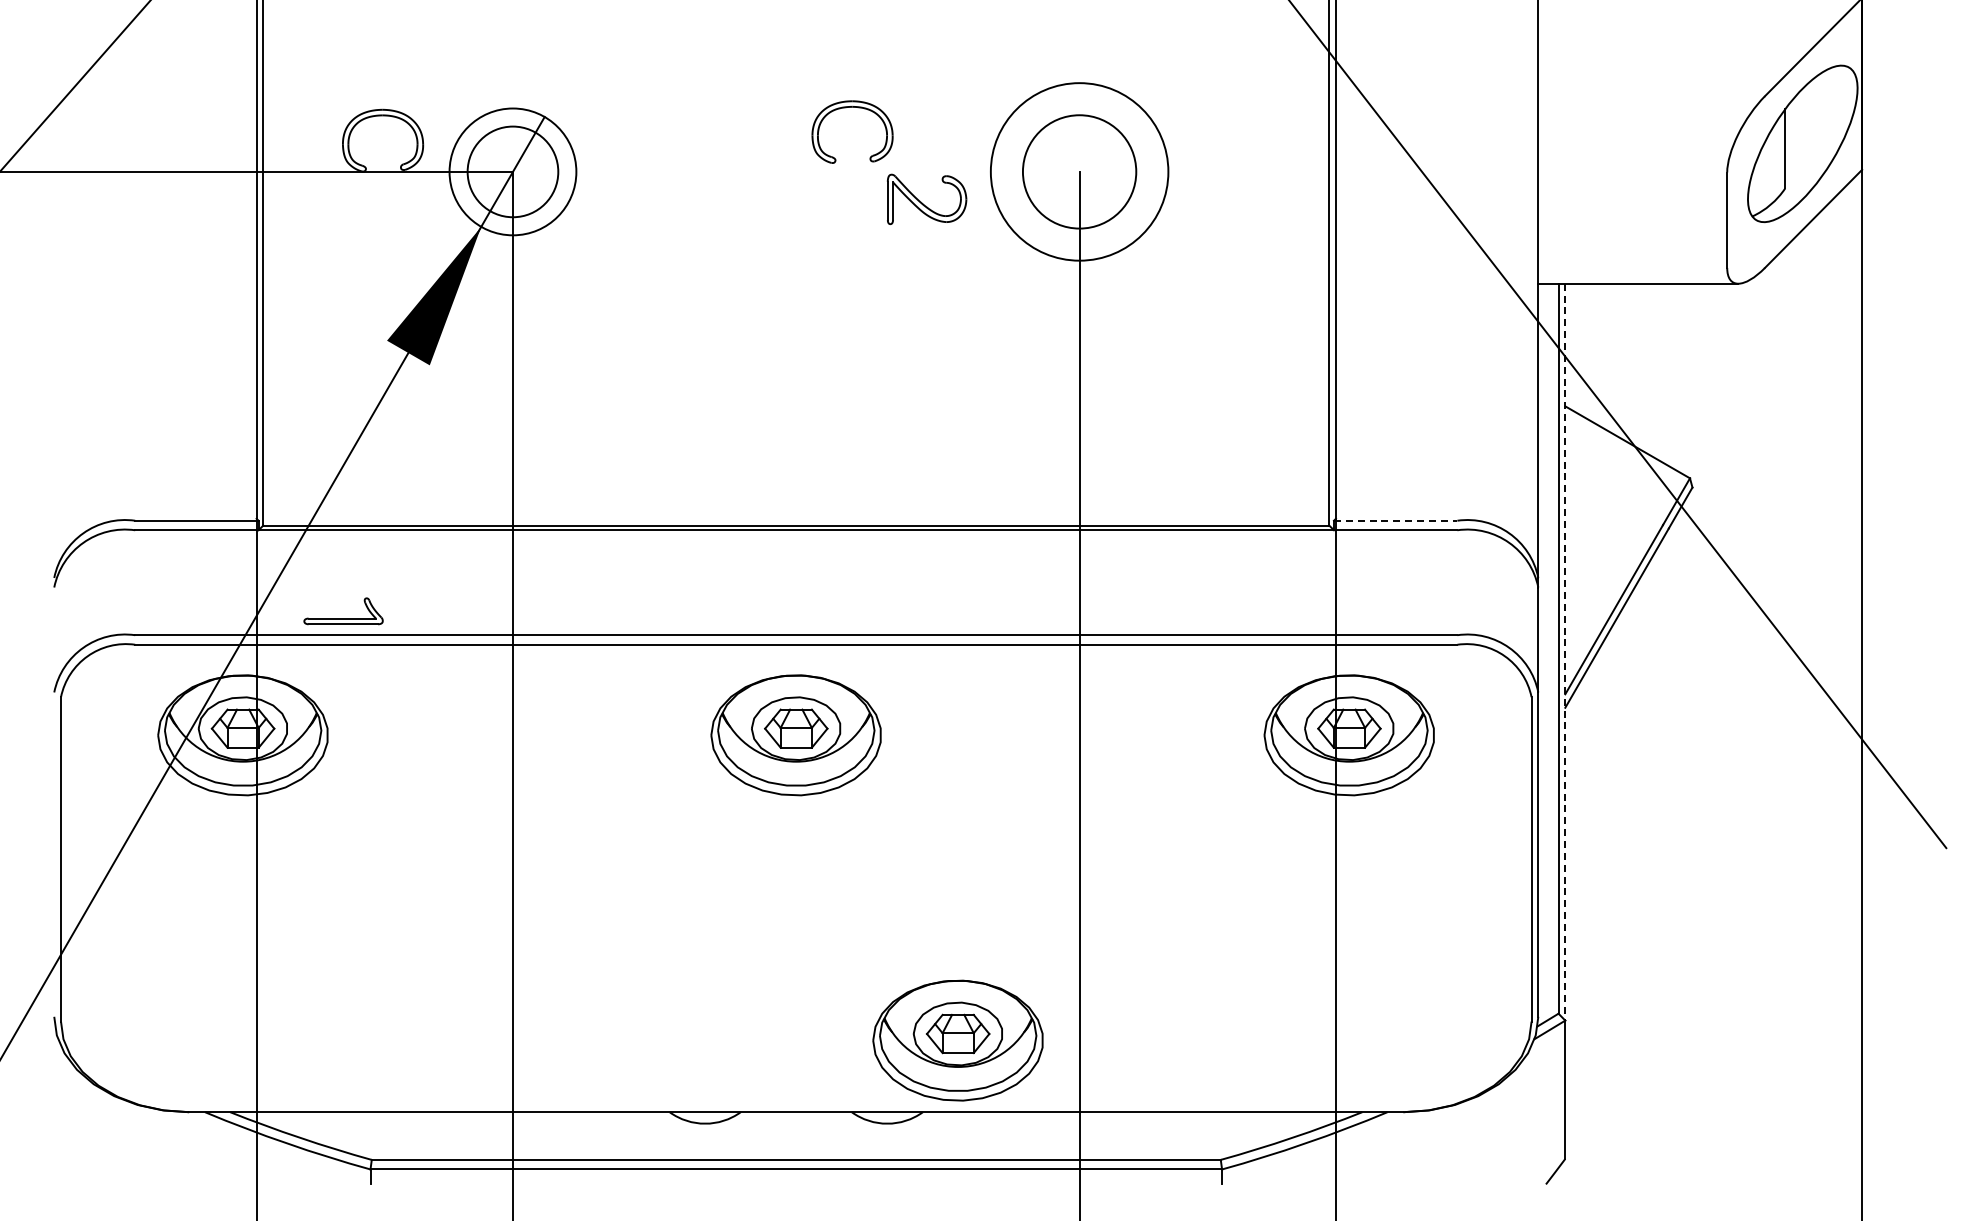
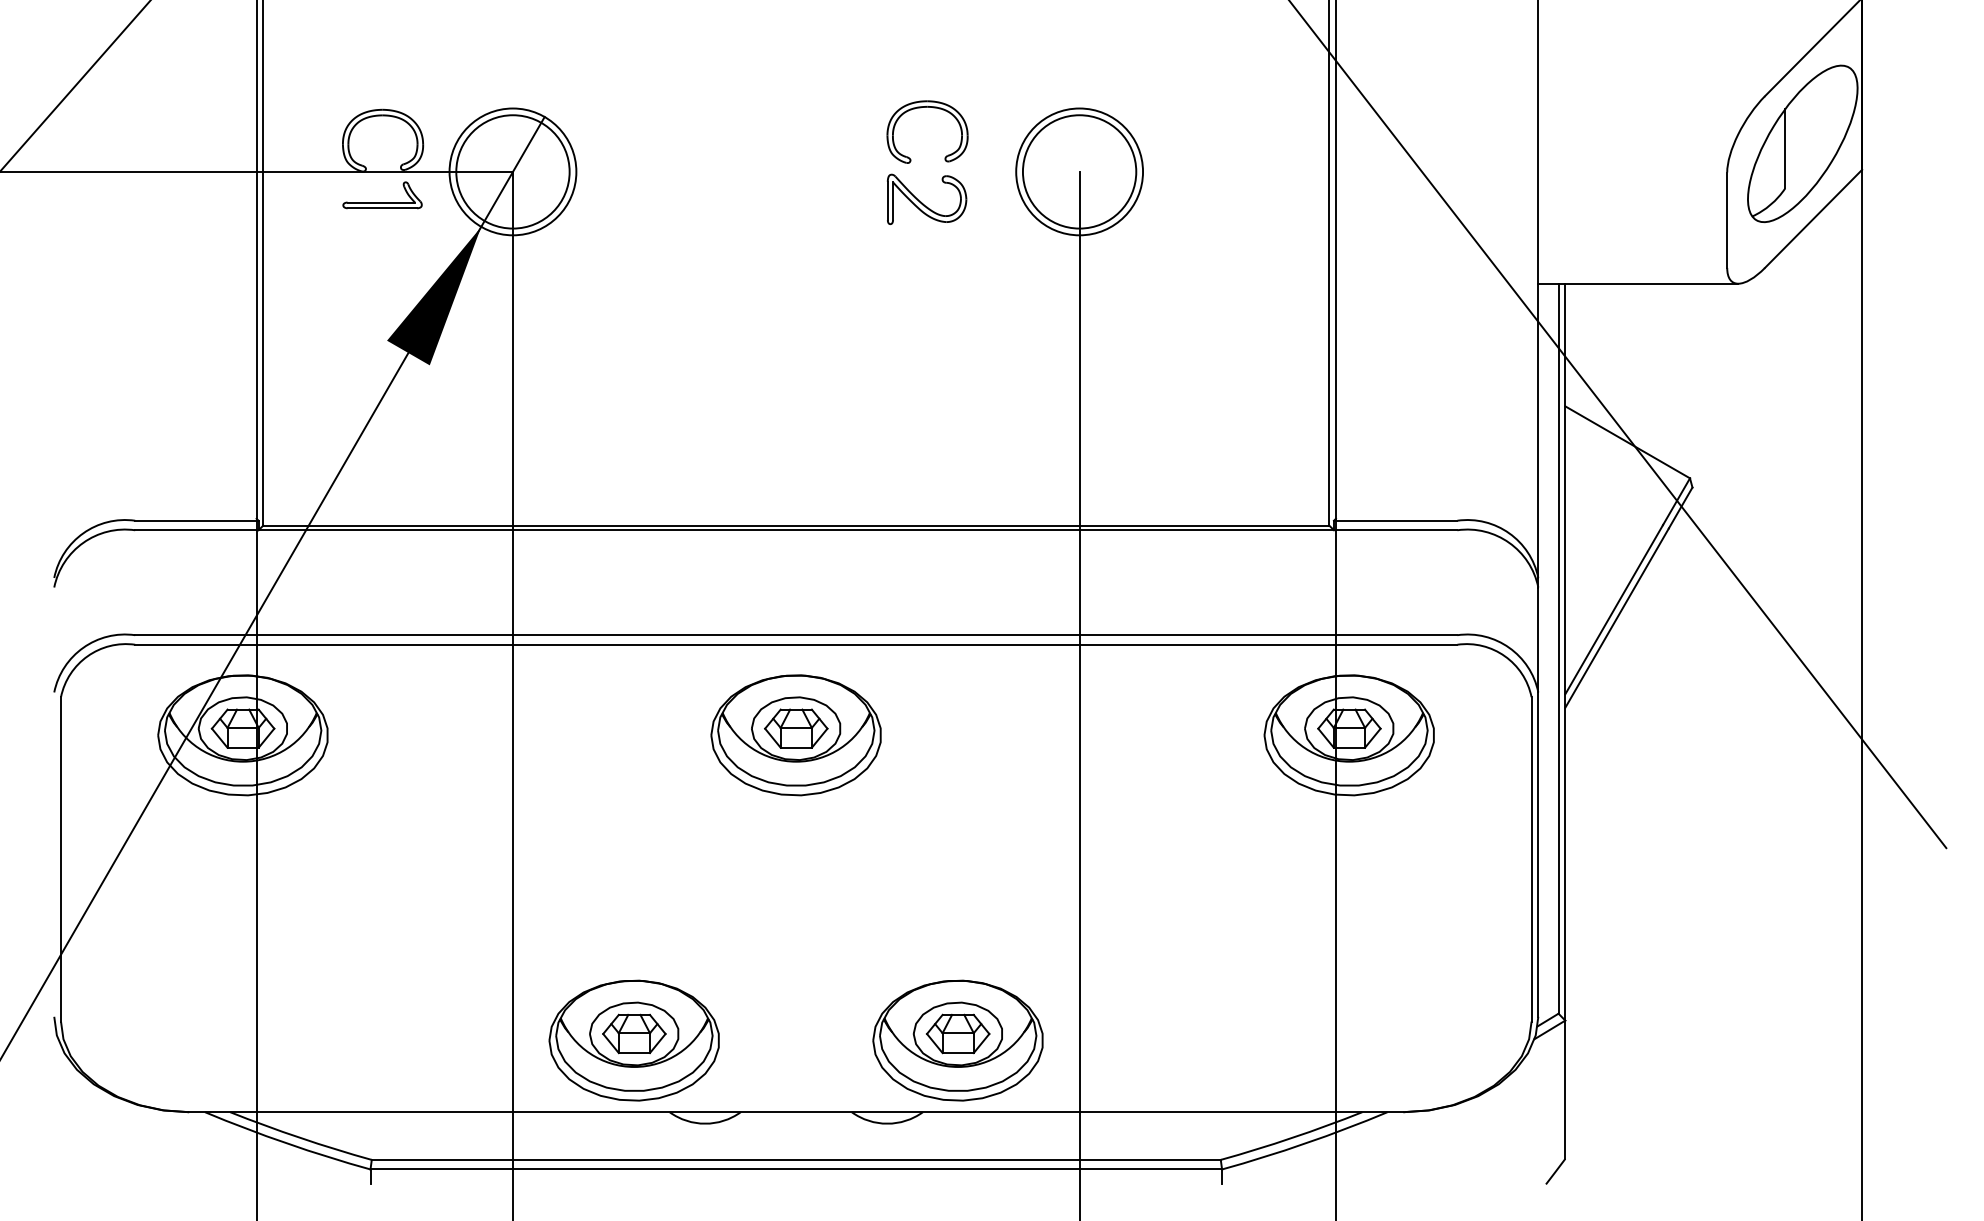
part position: (858, 108) -> (933, 108) (933, 108)
circle diameter: 91 px -> 113 px (512, 171)
circle diameter: 178 px -> 127 px (1079, 171)
line: dashed -> solid (1395, 520)
part position: (343, 618) -> (382, 202) (382, 202)
line: dashed -> solid (1565, 652)
part: none -> present (633, 1040)
